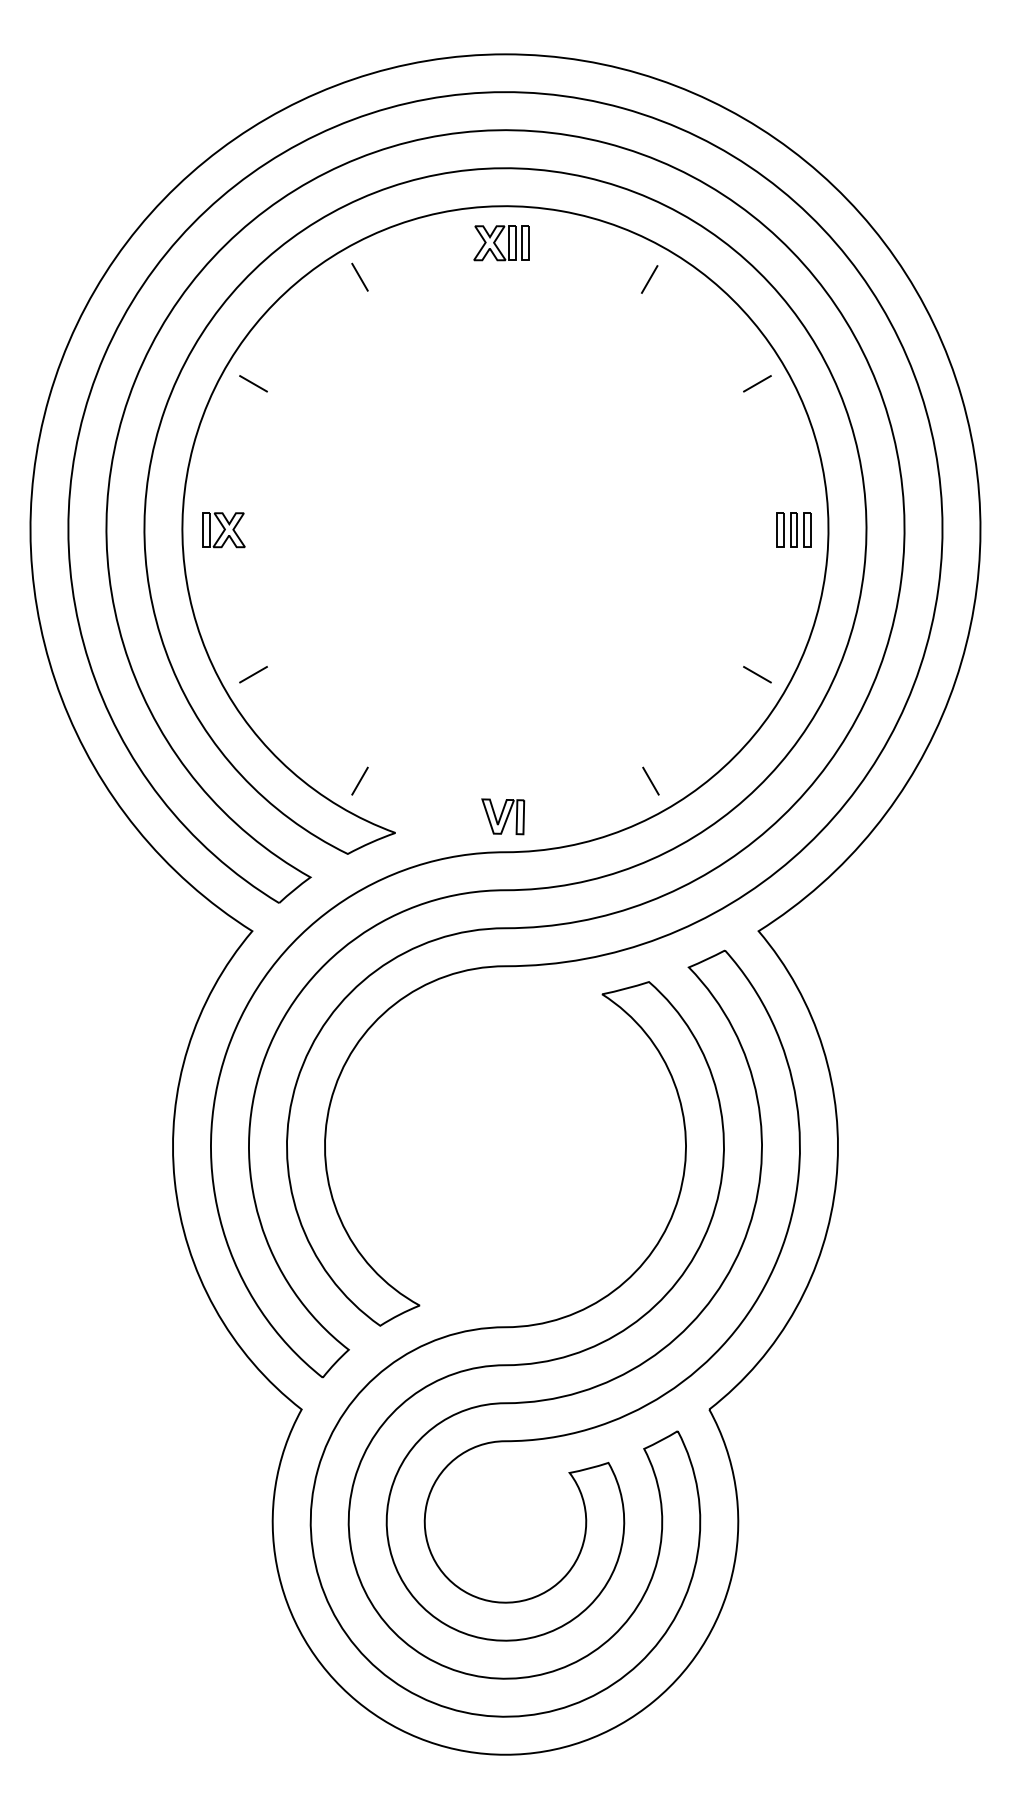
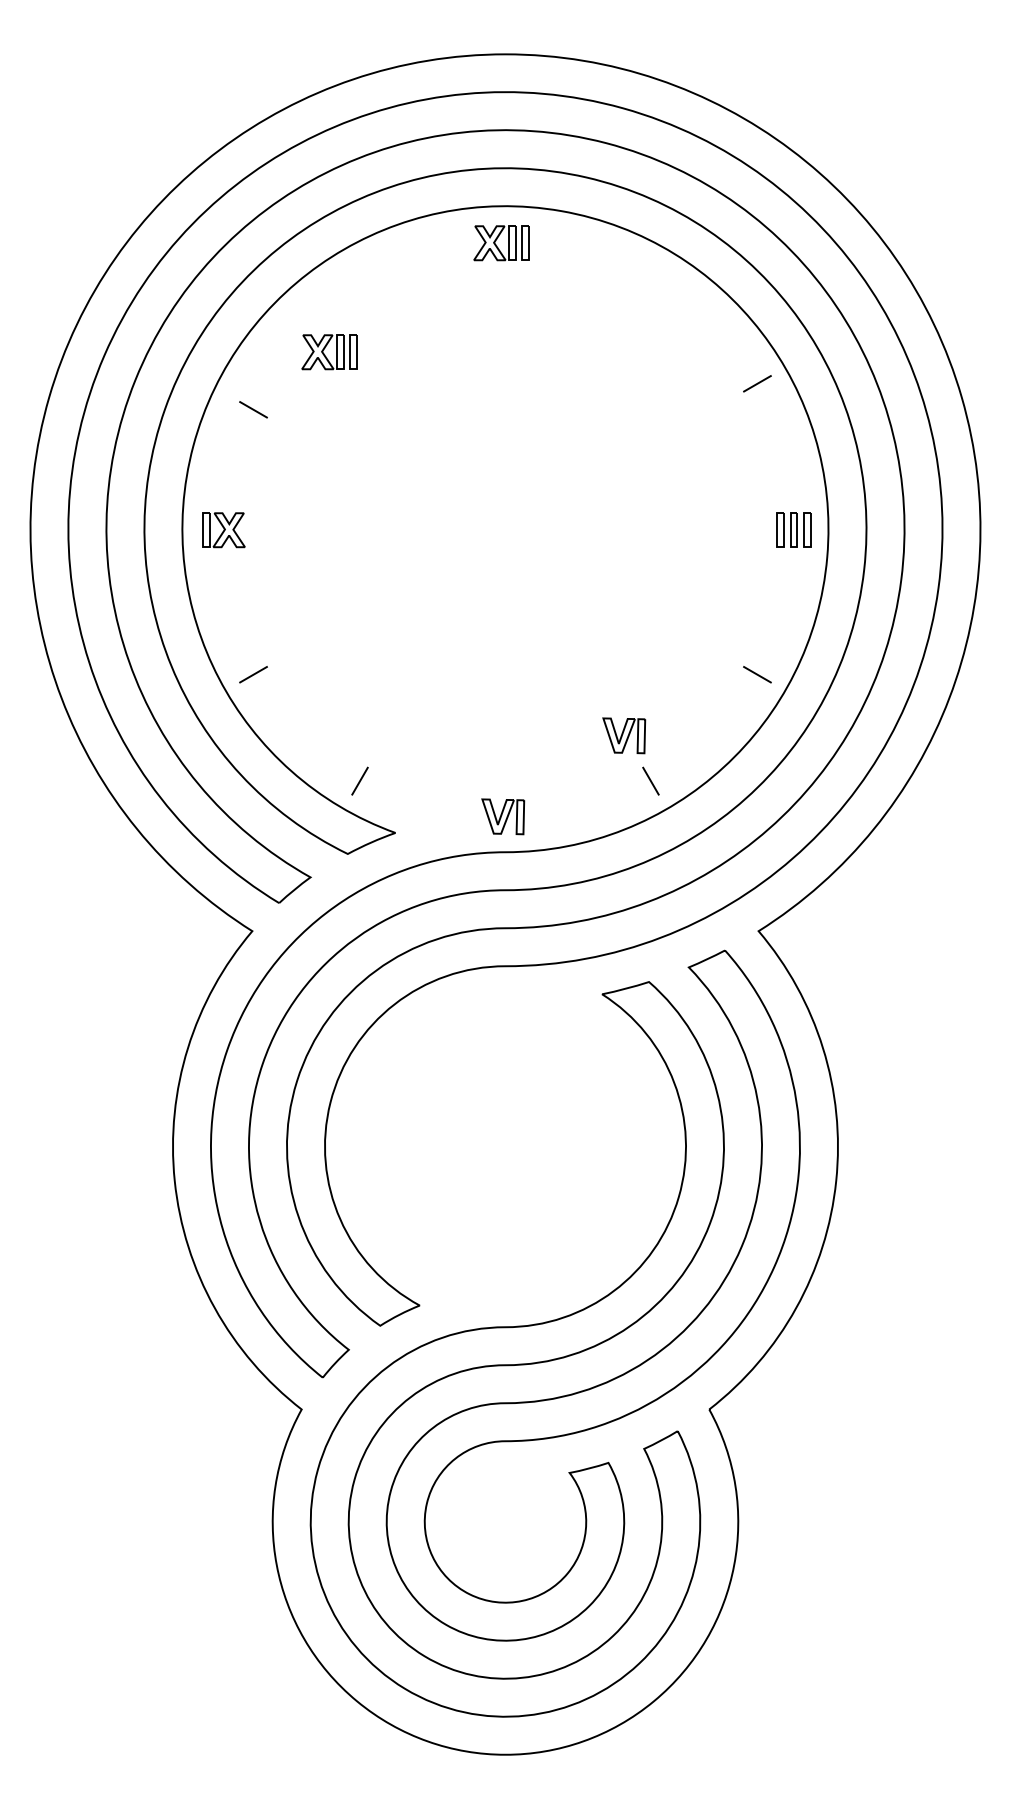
line: present -> none (359, 276)
line: present -> none (649, 279)
part: none -> present (329, 352)
line position: (253, 383) -> (253, 409) (253, 409)
part: none -> present (624, 735)
